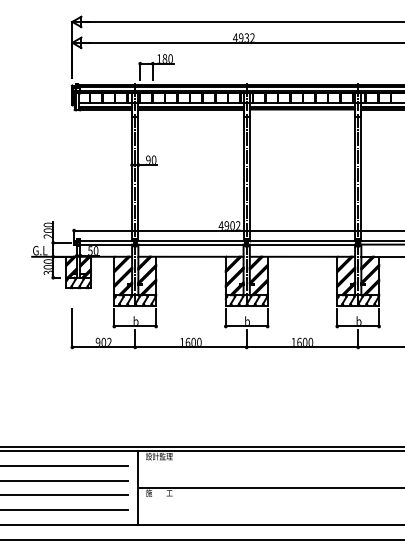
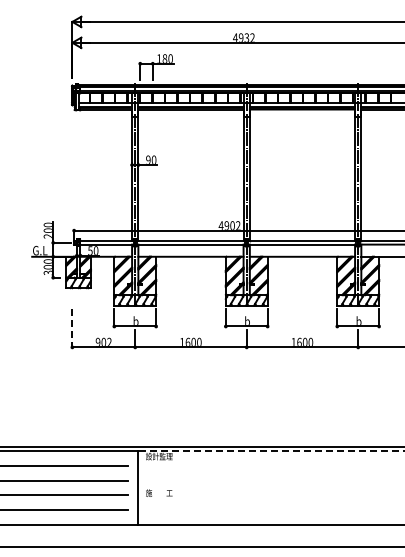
line: solid -> dashed (72, 328)
line: solid -> dashed (270, 451)
line: present -> none (270, 488)
line position: (201, 540) -> (201, 547) (201, 547)
